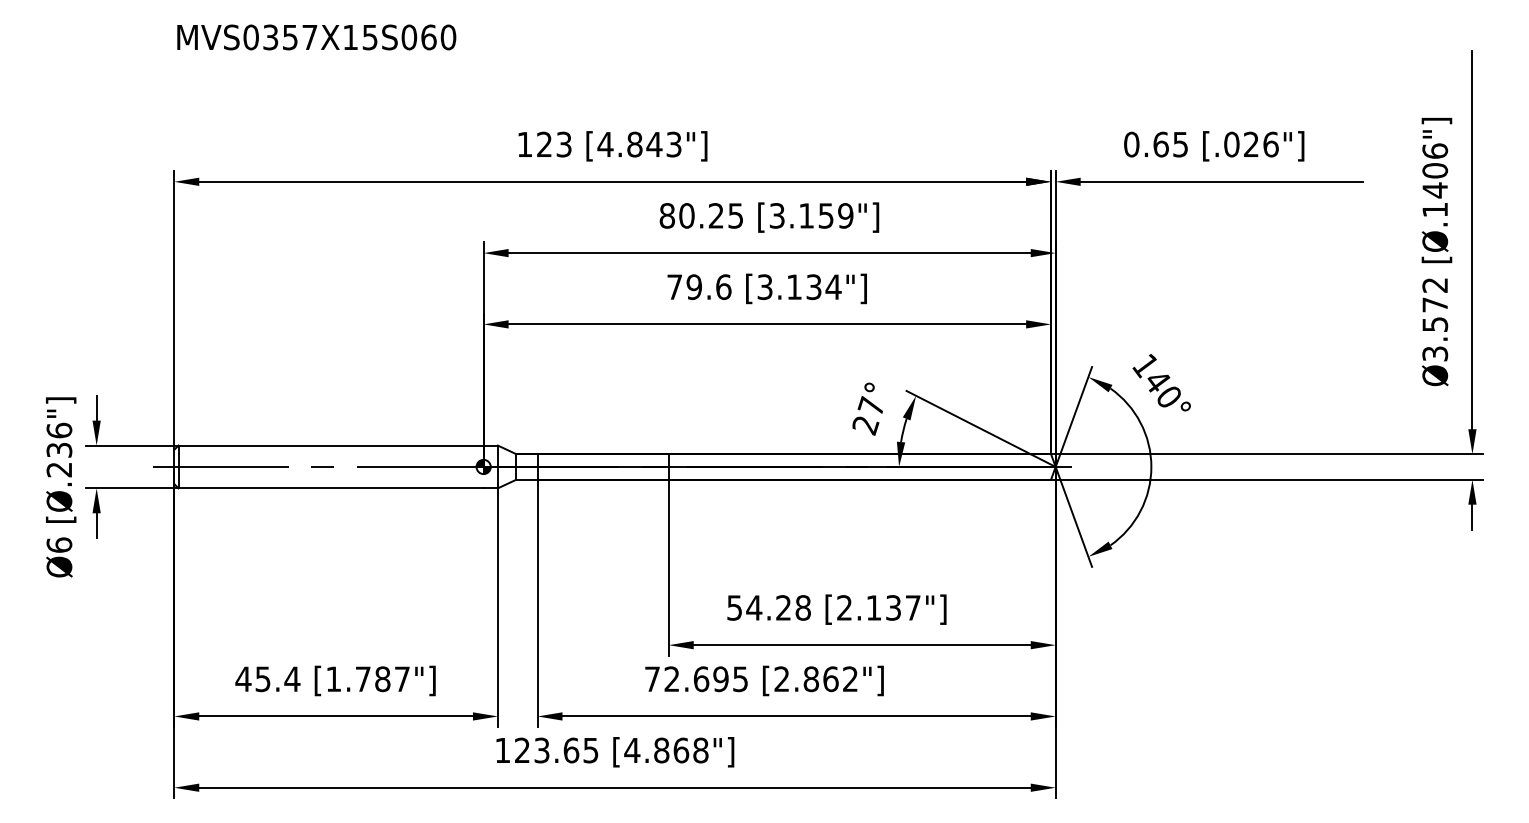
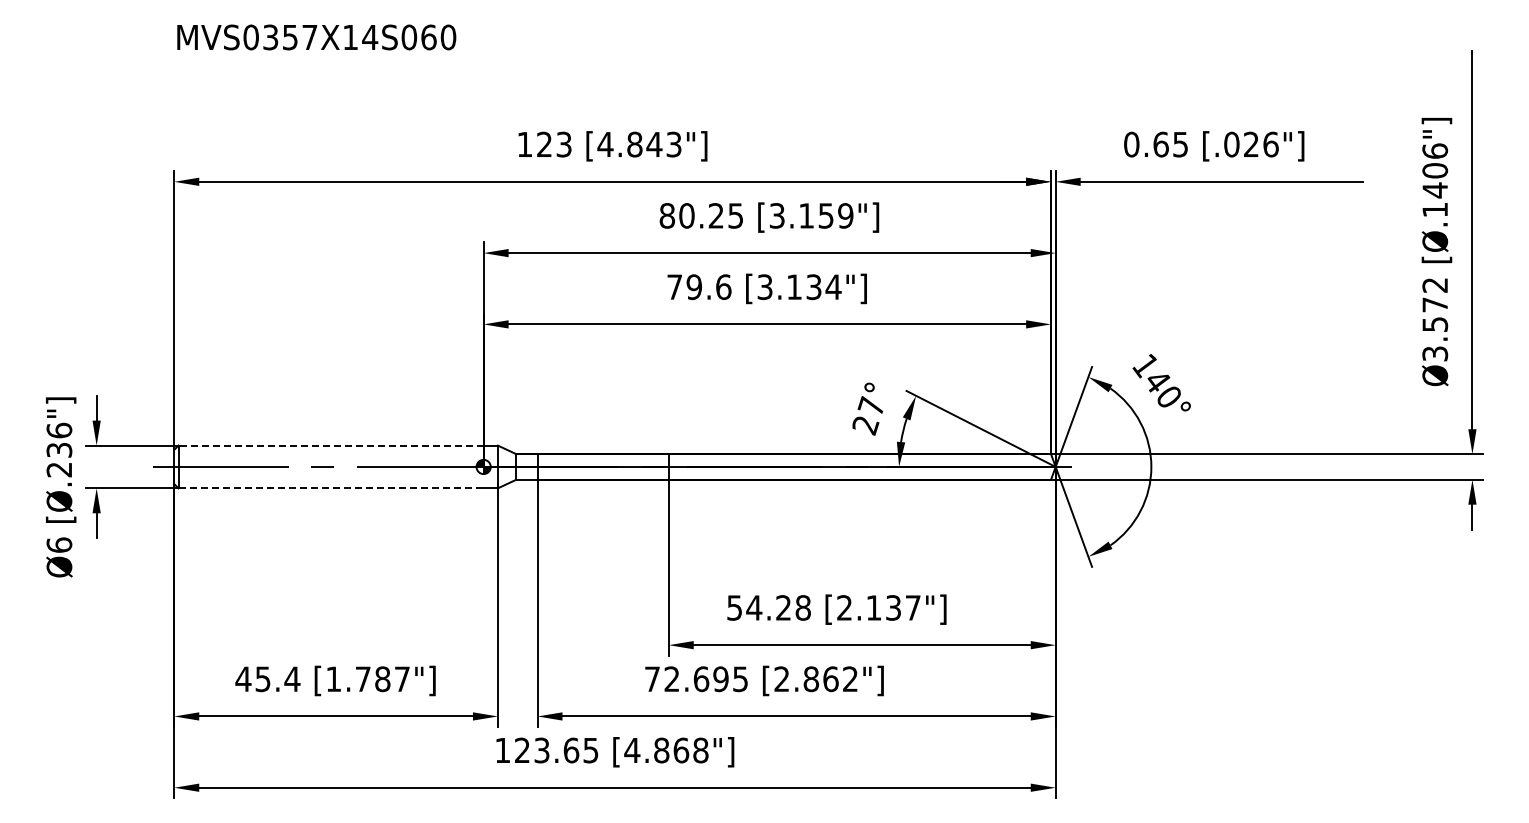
text: MVS0357X15S060 -> MVS0357X14S060 (370, 37)
line: solid -> dashed (331, 445)
line: solid -> dashed (331, 488)
